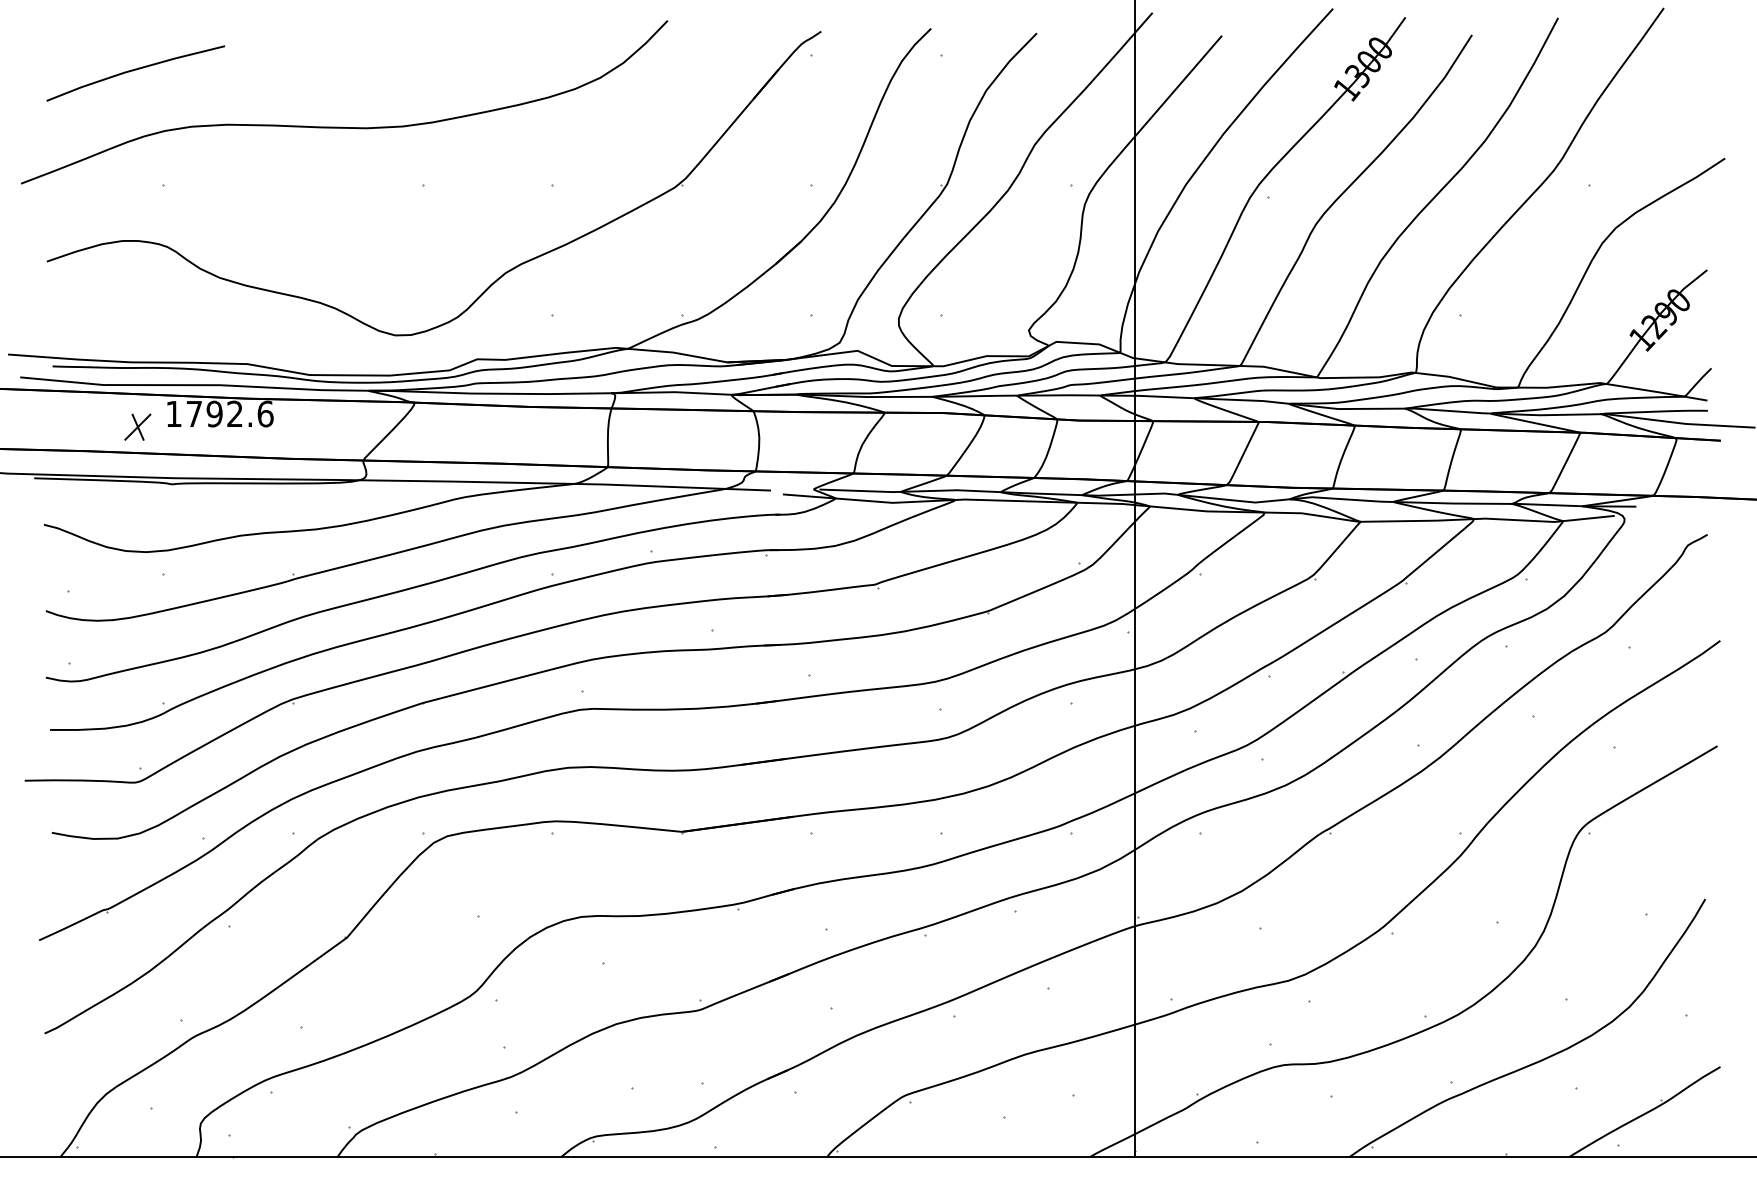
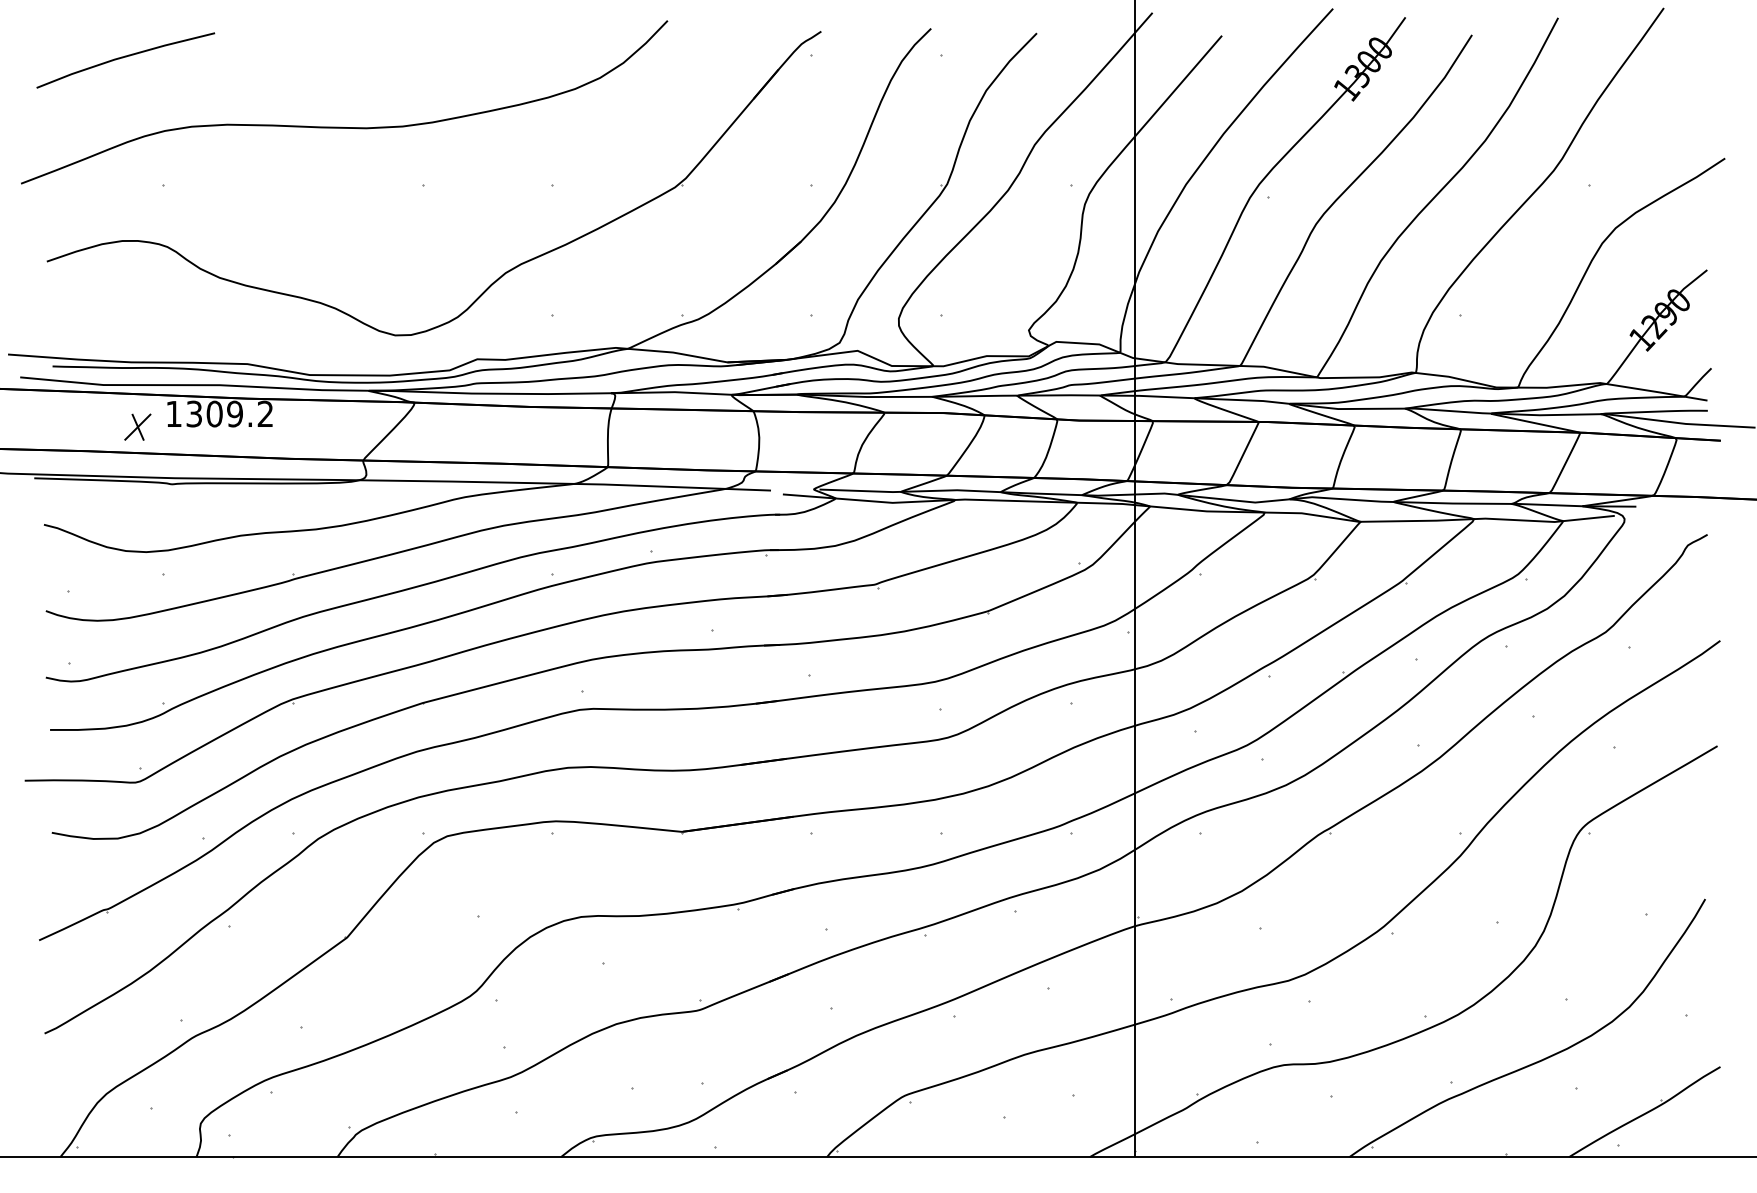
line position: (133, 71) -> (123, 58) (123, 58)
text: 1792.6 -> 1309.2 (229, 413)
